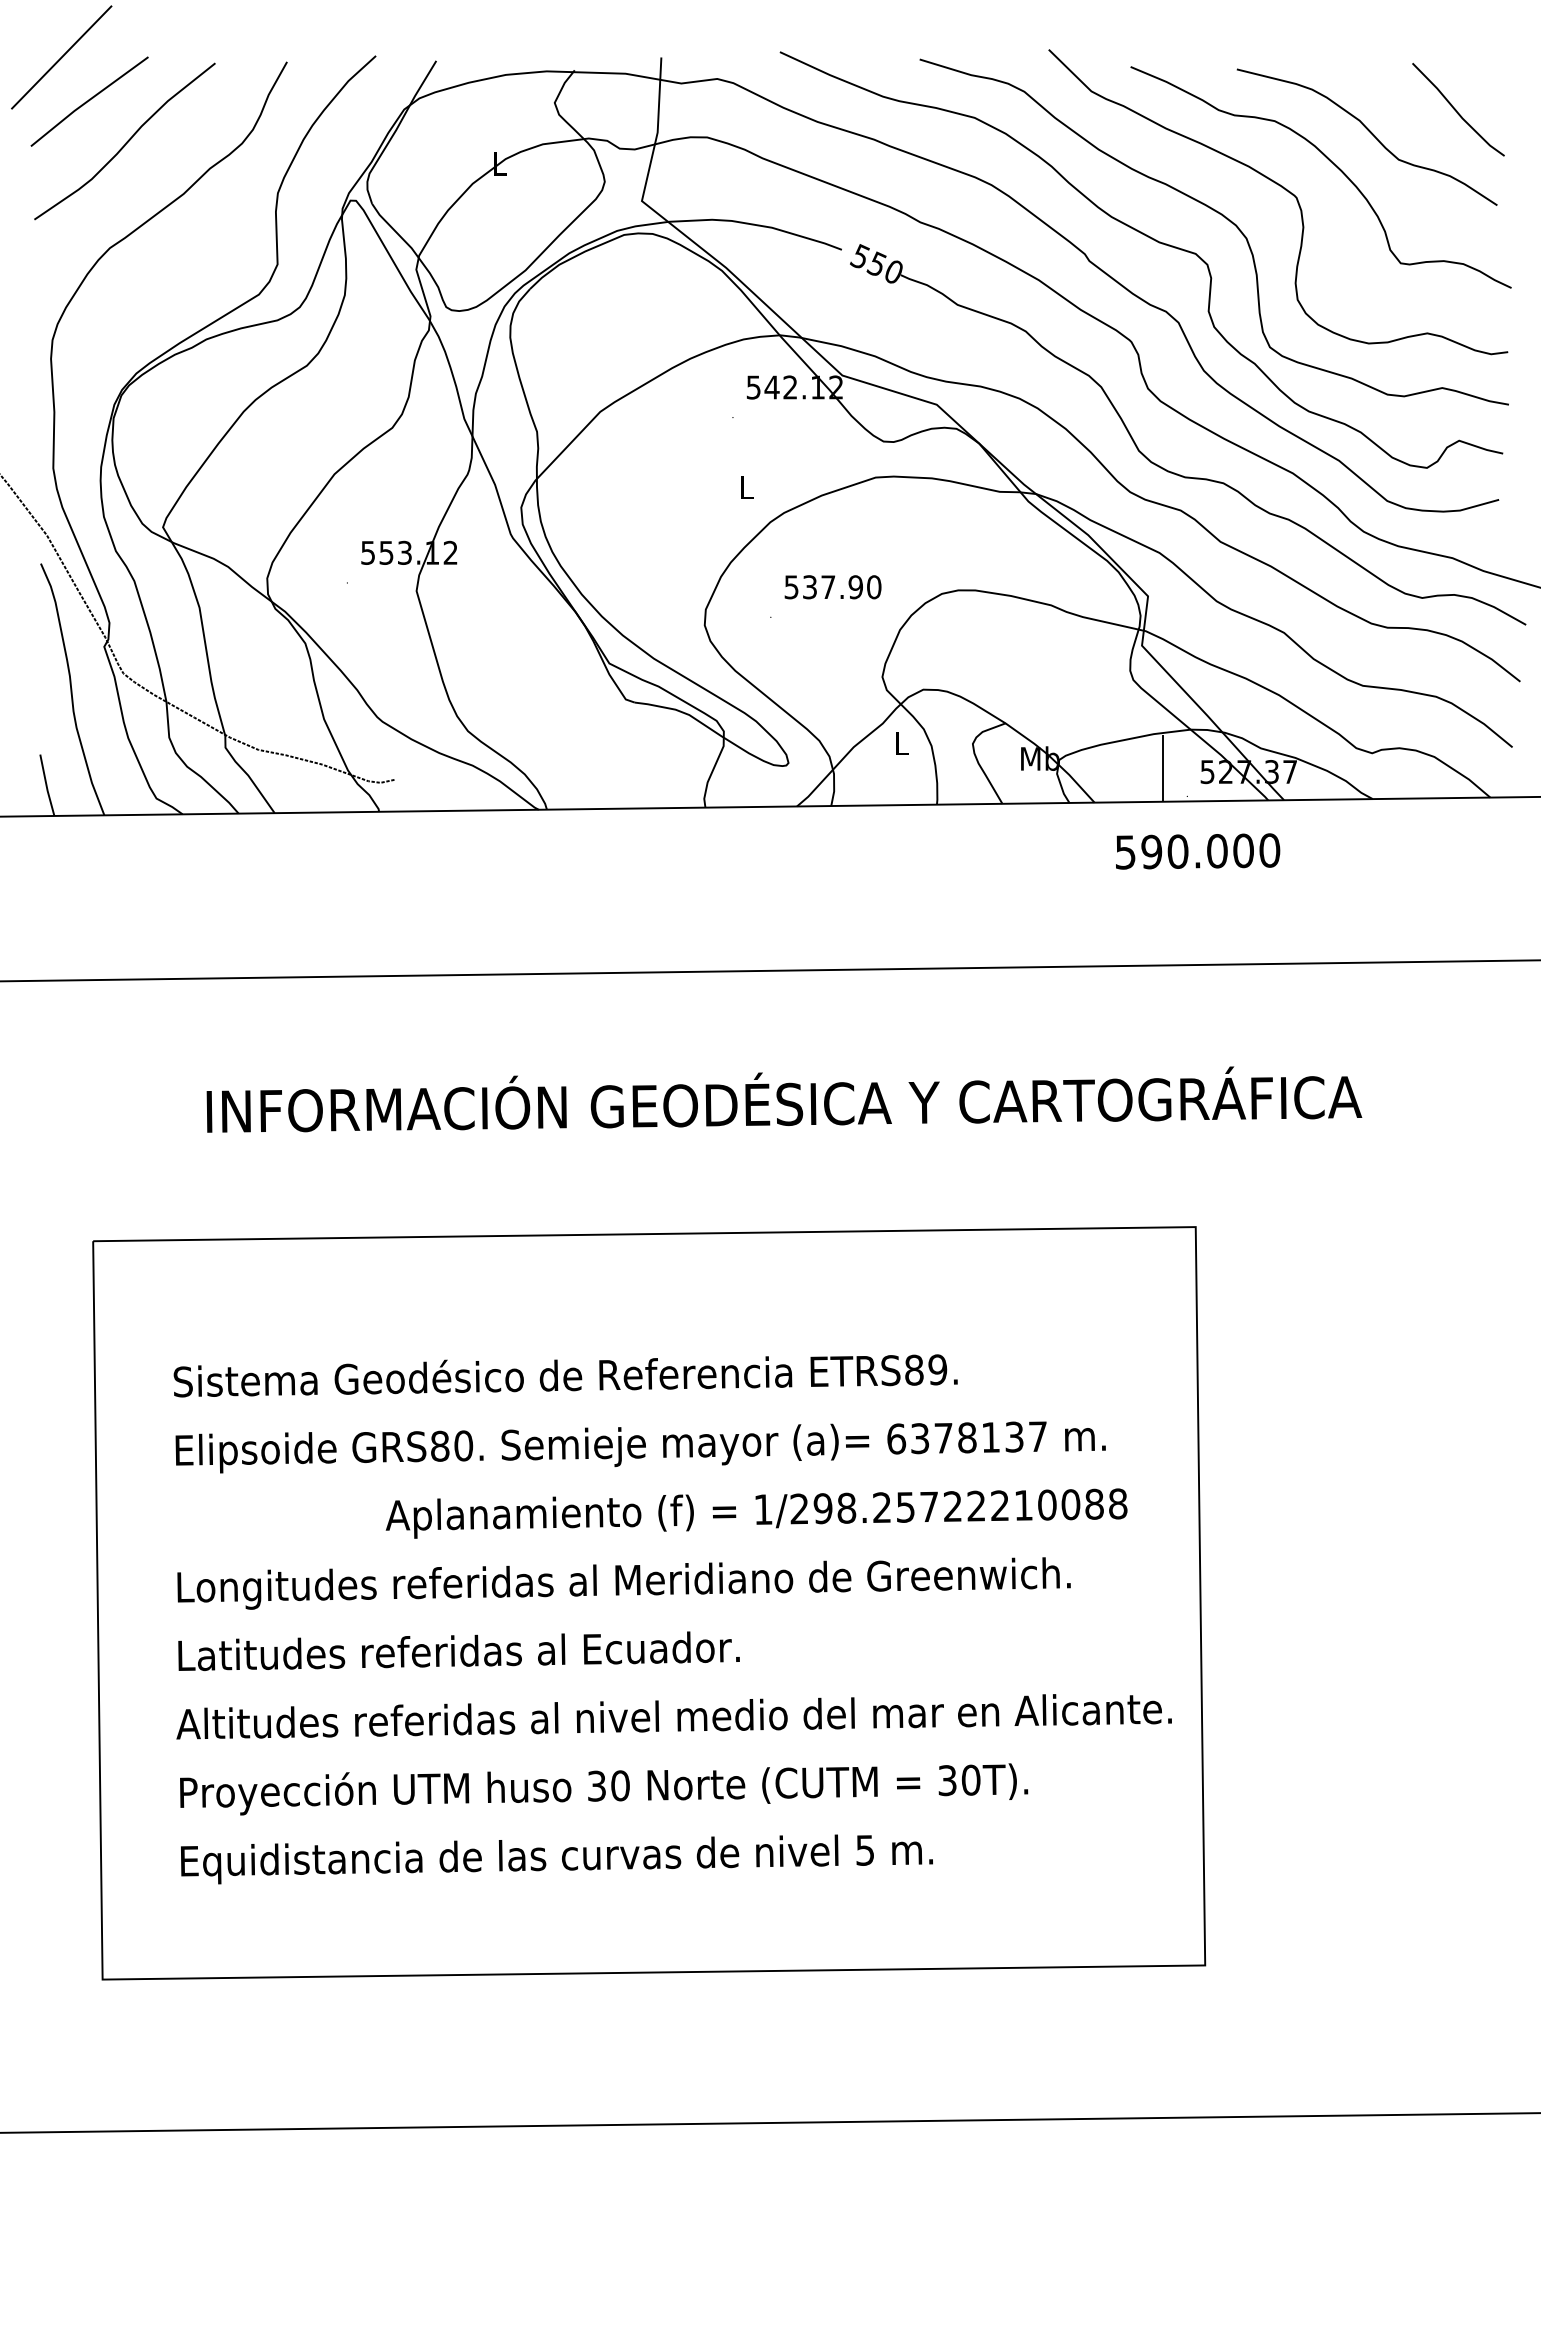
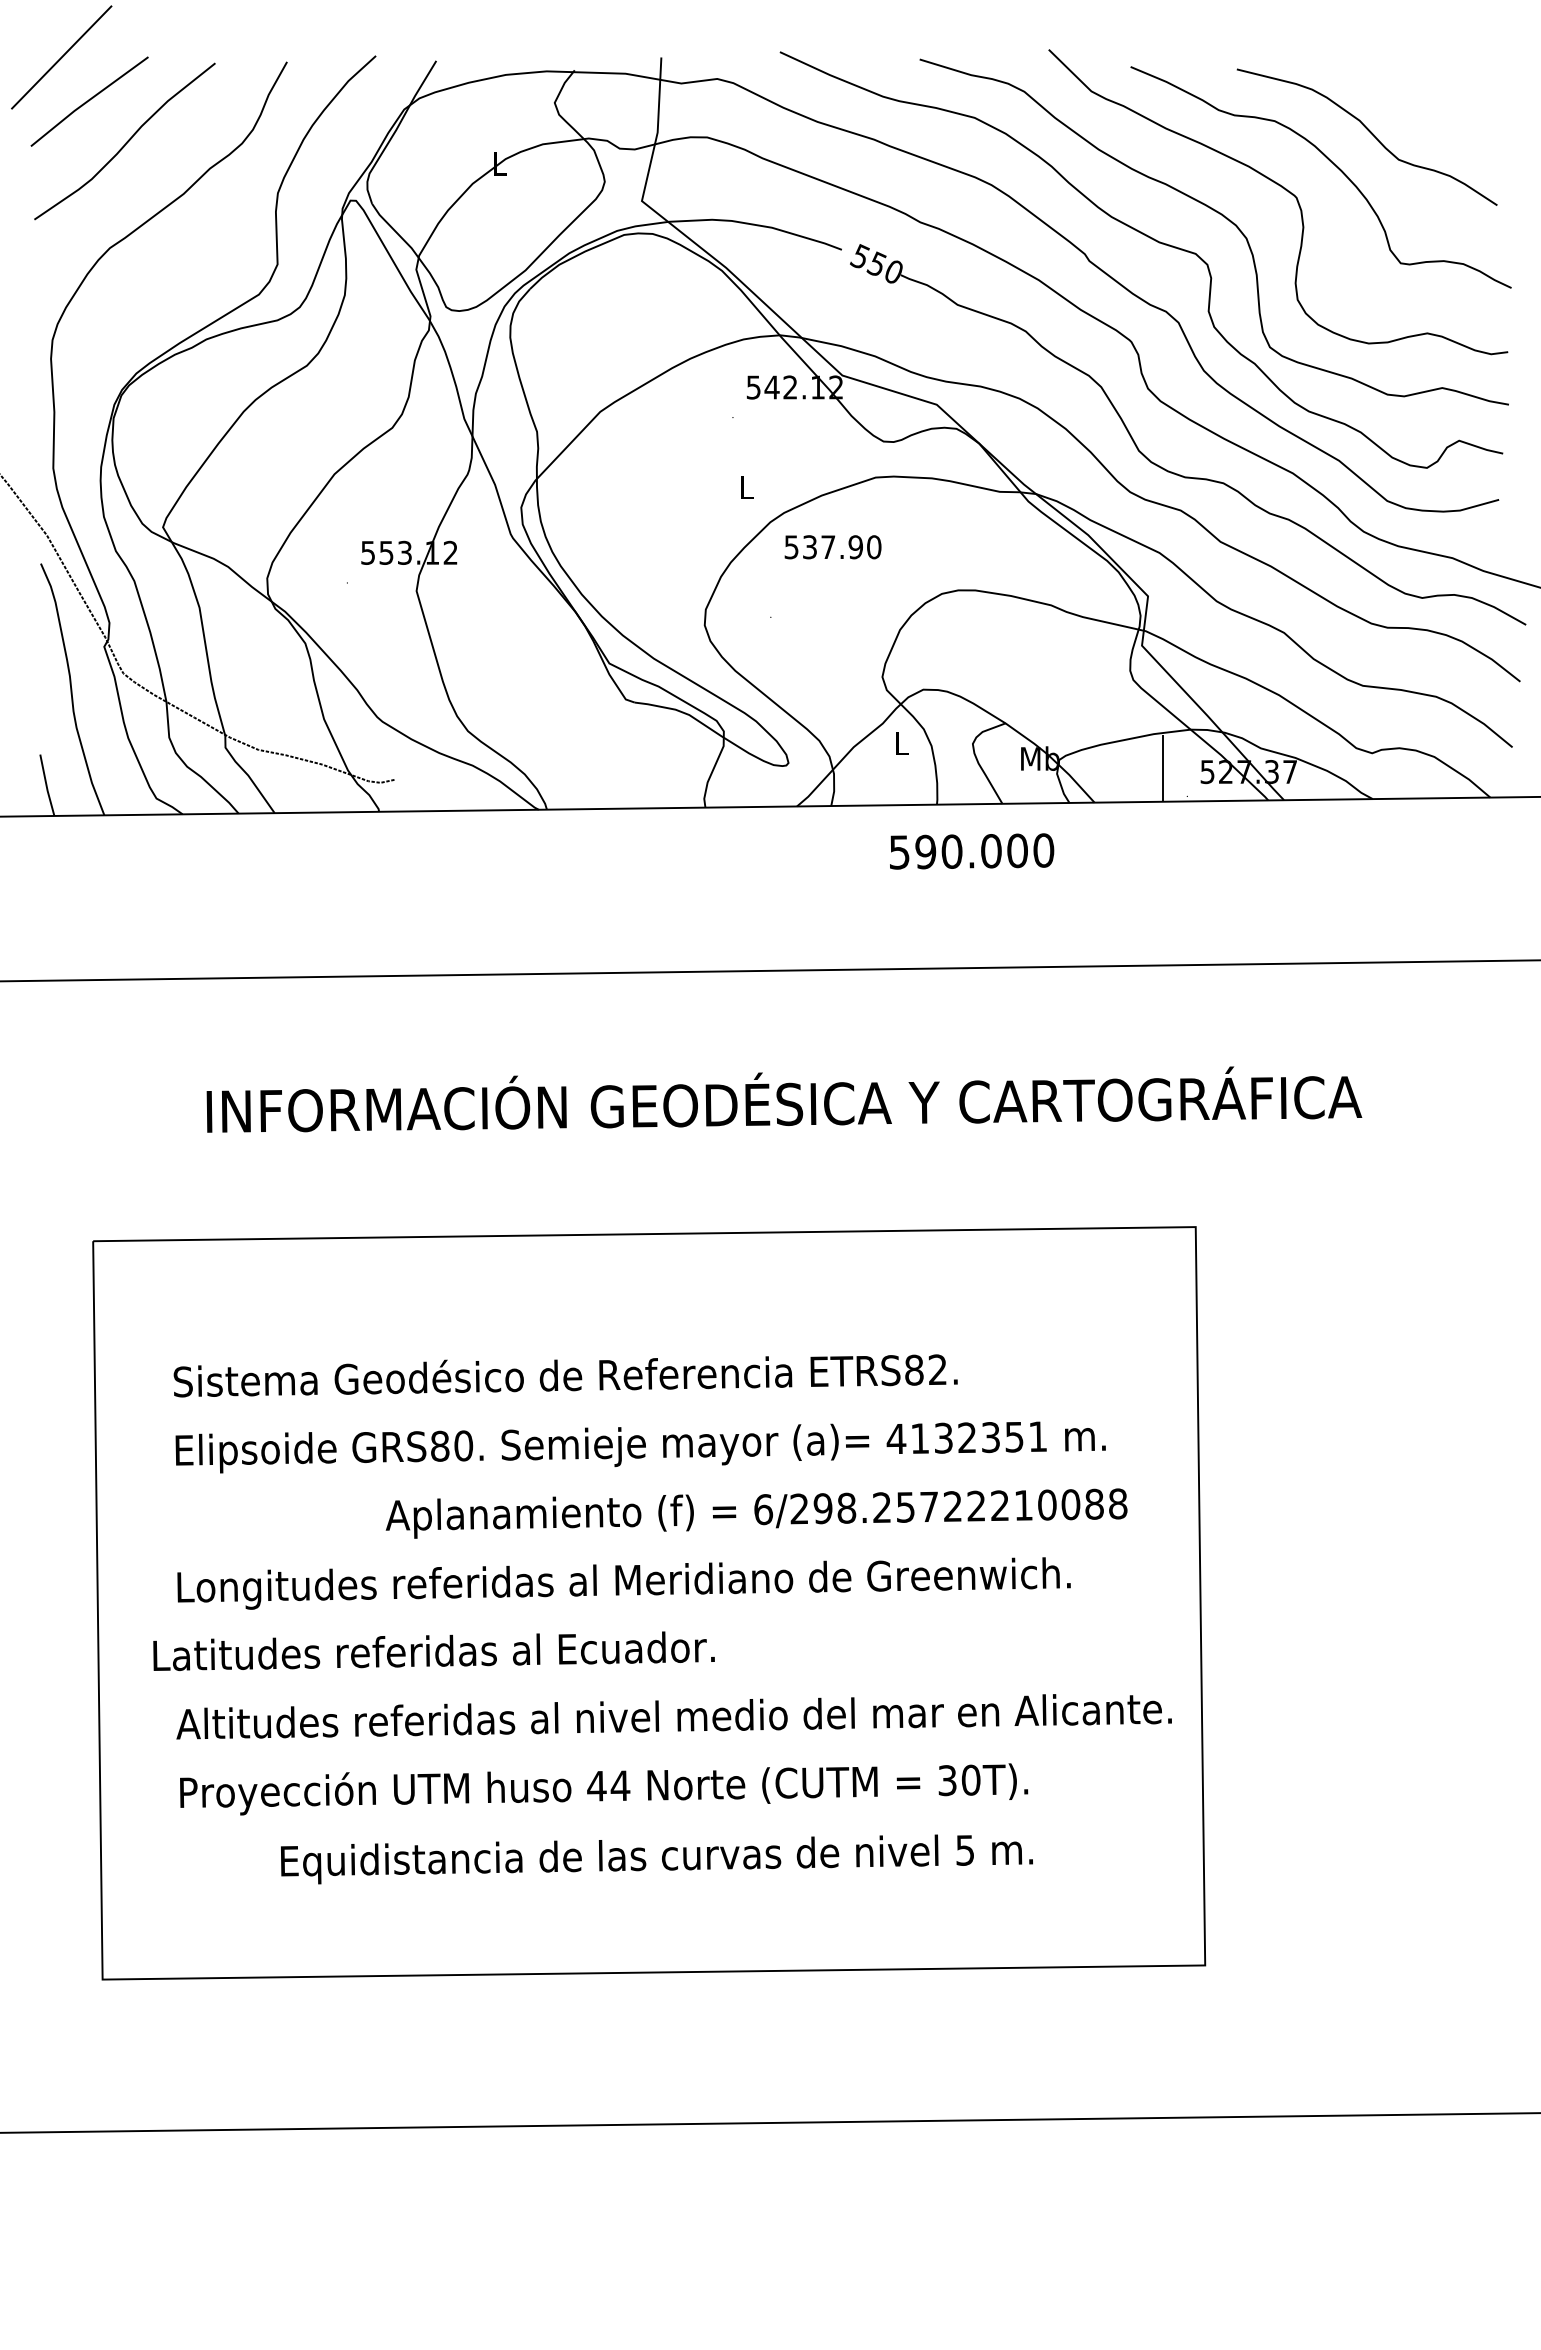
line: present -> none (1457, 110)
text position: (832, 587) -> (832, 547) (832, 547)
text position: (1198, 851) -> (972, 851) (972, 851)
text: ETRS89. -> ETRS82. (937, 1369)
text: 6378137 -> 4132351 (966, 1437)
text: 1/298.25722210088 -> 6/298.25722210088 (763, 1509)
text position: (458, 1651) -> (433, 1651) (433, 1651)
text: 30 -> 44 (608, 1785)
text position: (556, 1859) -> (656, 1859) (656, 1859)
